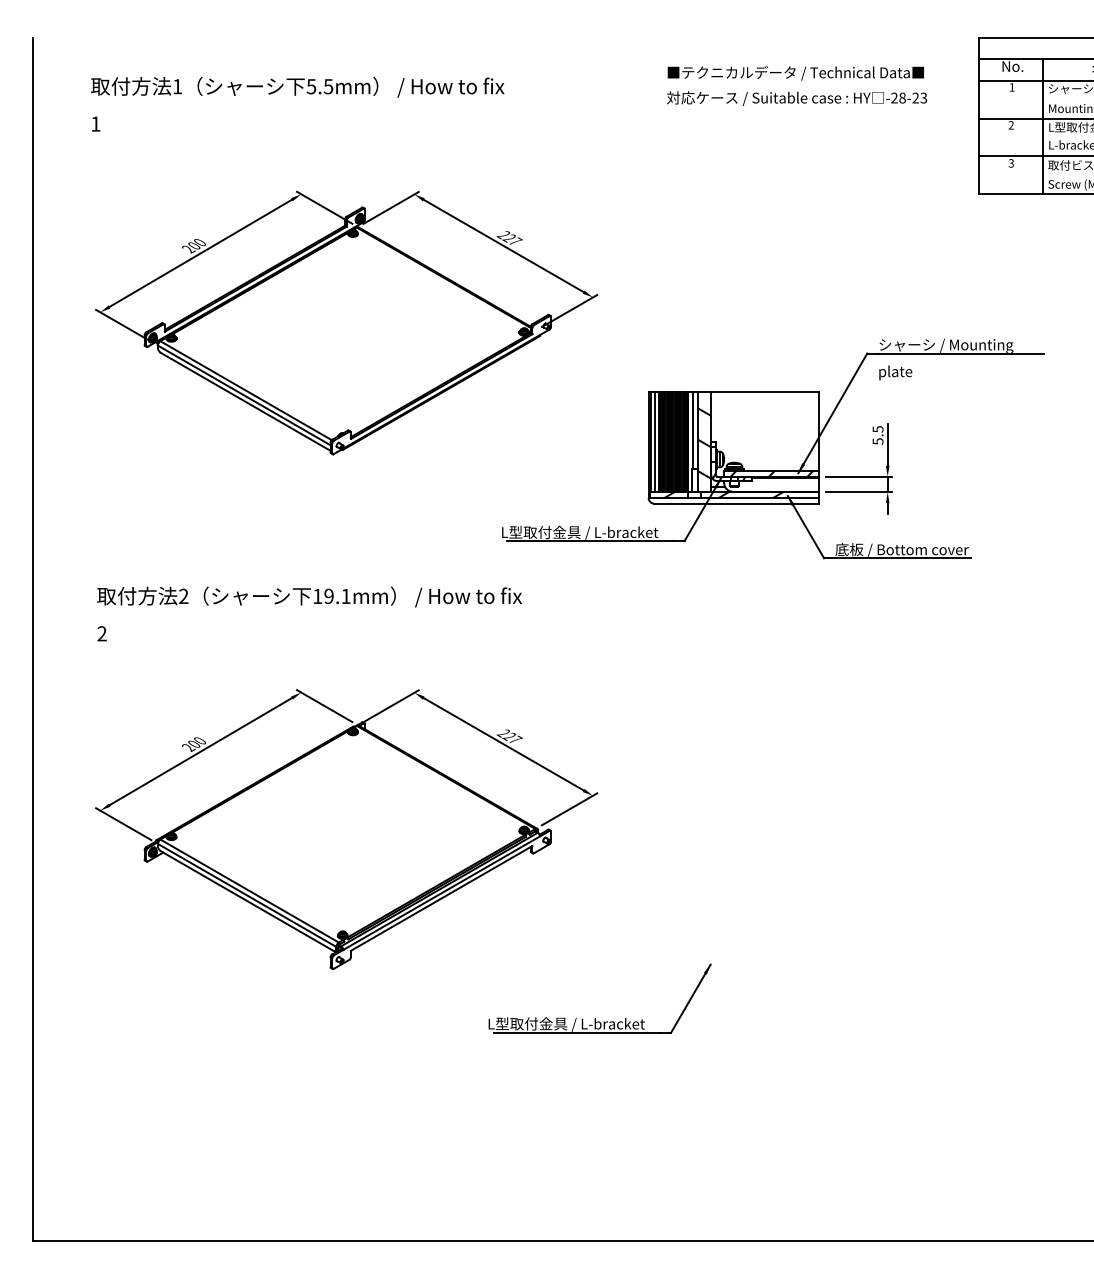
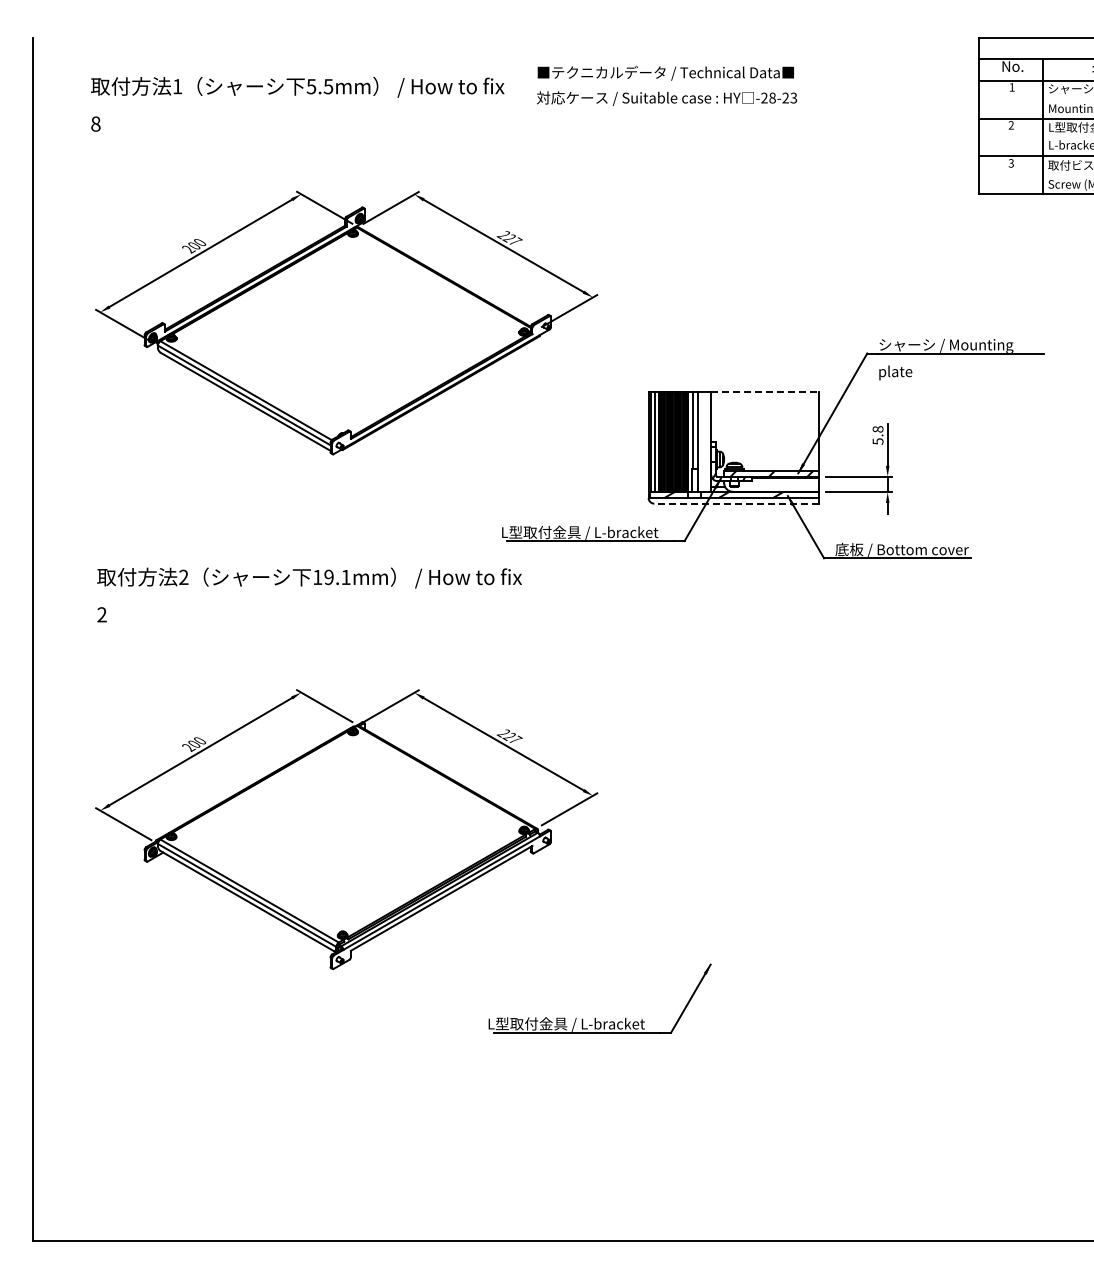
text position: (796, 85) -> (666, 85) (666, 85)
text: 1 -> 8 (95, 123)
line: solid -> dashed (765, 391)
text: 5.5 -> 5.8 (877, 429)
hatch: present -> none (704, 443)
line: solid -> dashed (736, 503)
text position: (309, 613) -> (309, 594) (309, 594)
